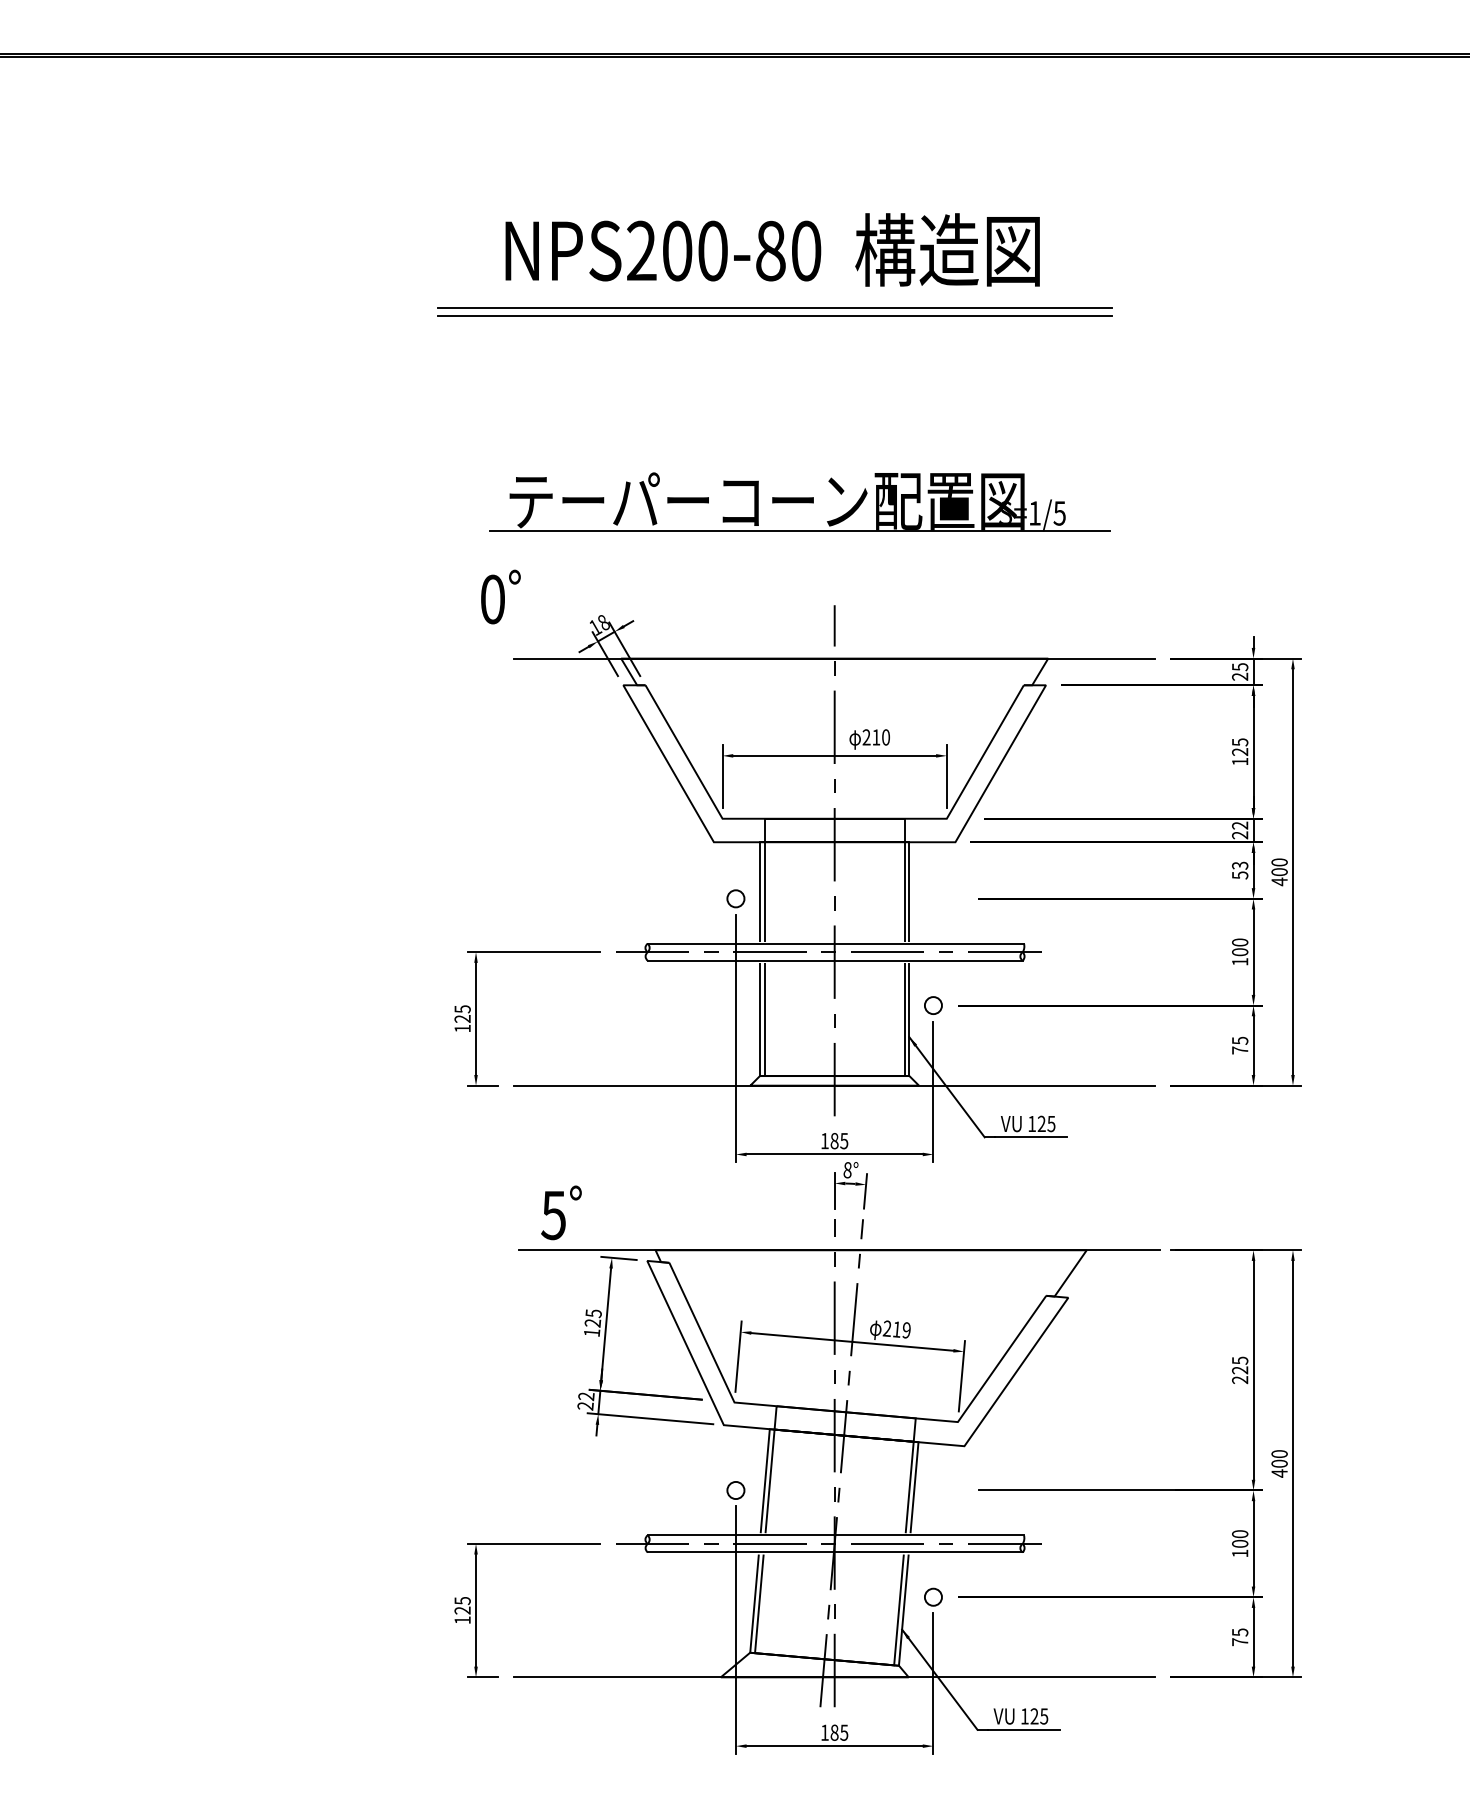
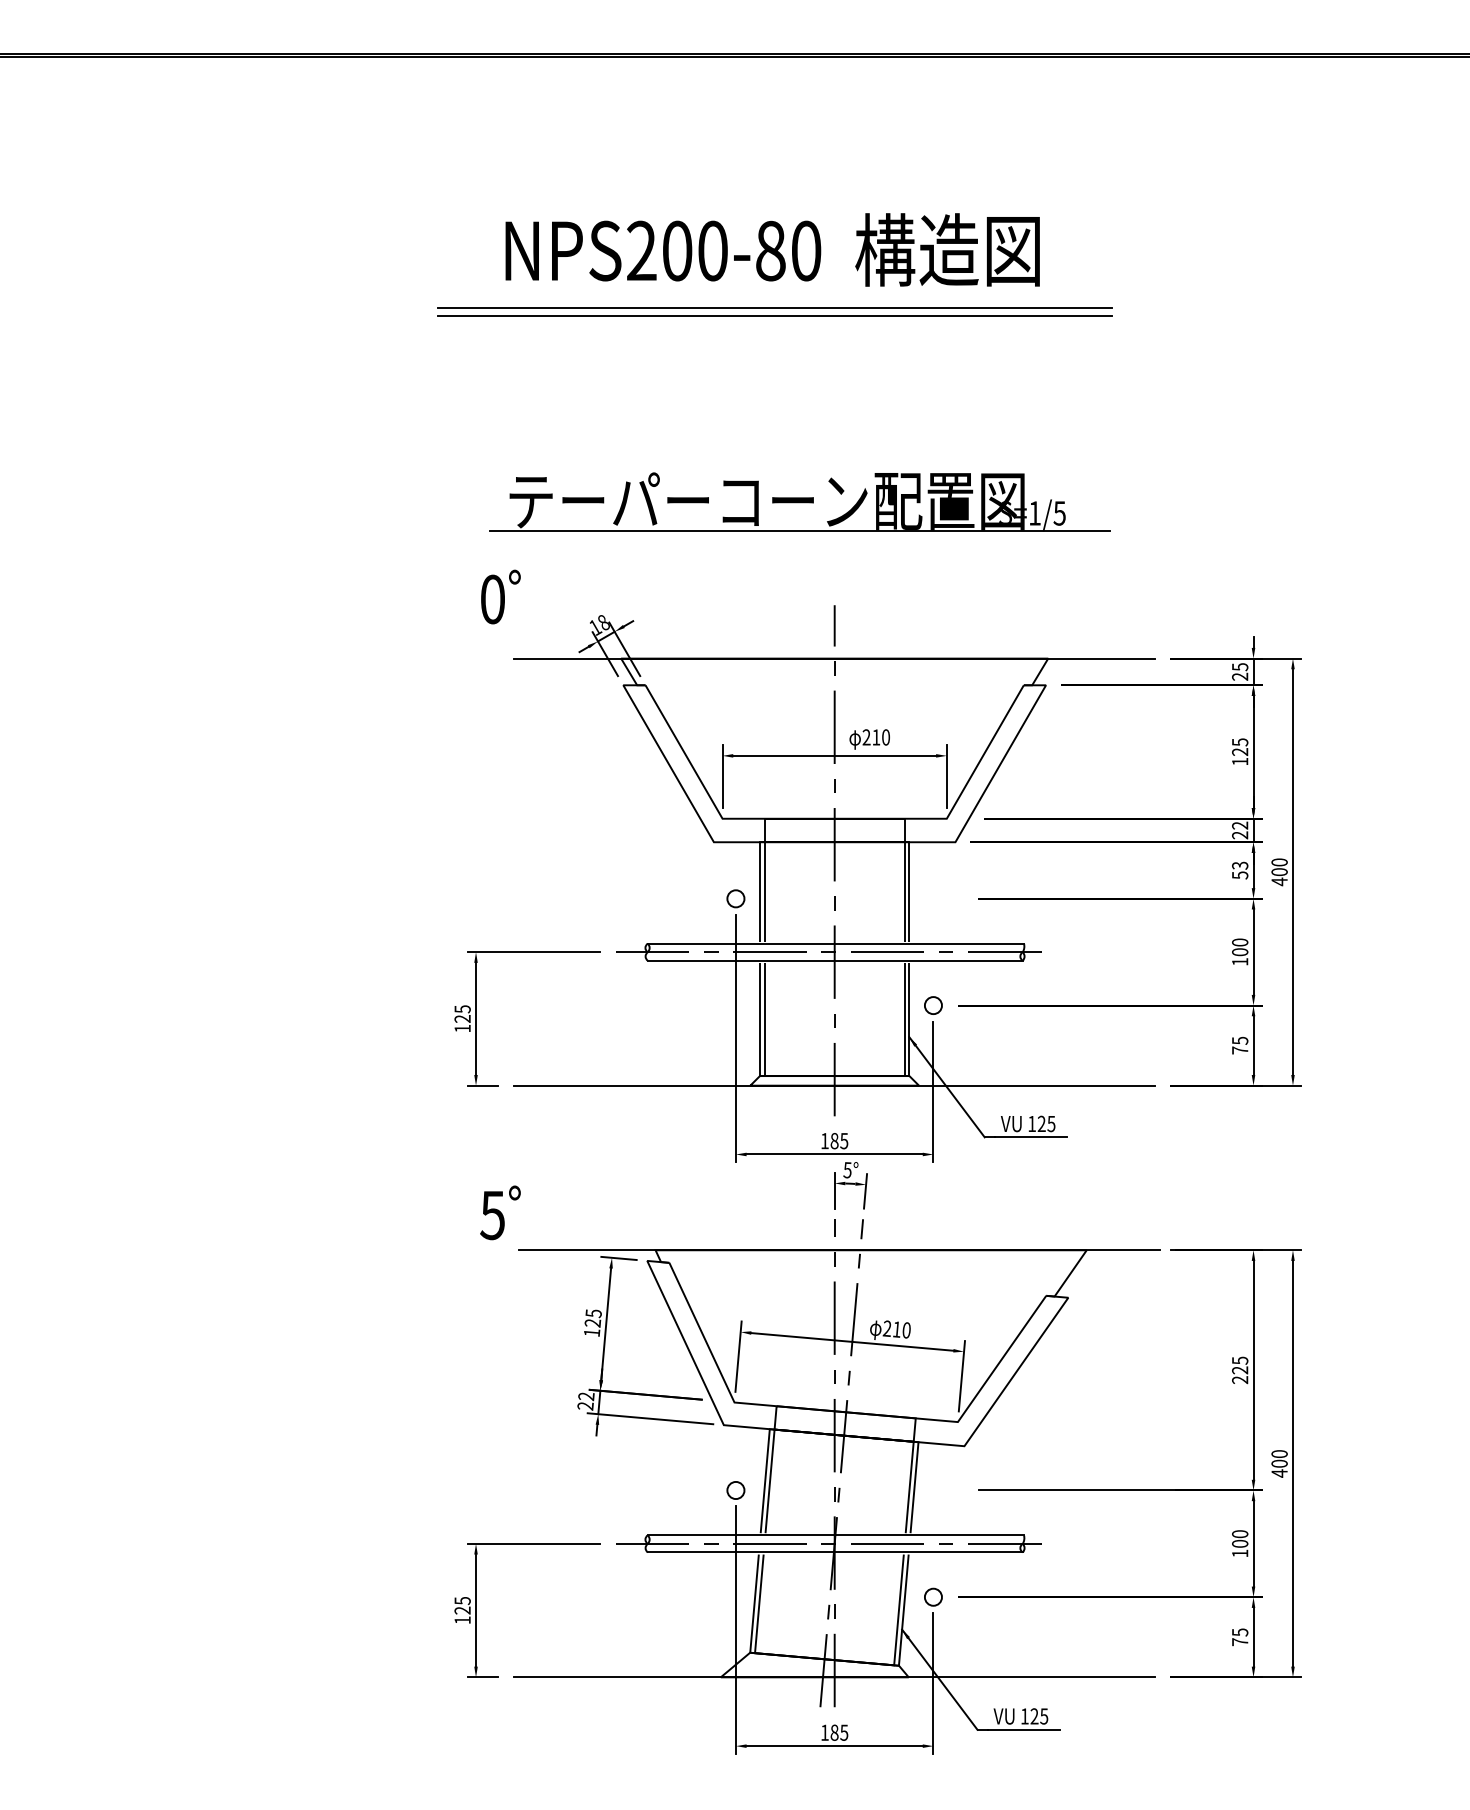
text: 8° -> 5° (847, 1170)
text position: (561, 1212) -> (500, 1212) (500, 1212)
text: 219 -> 210 (906, 1330)
